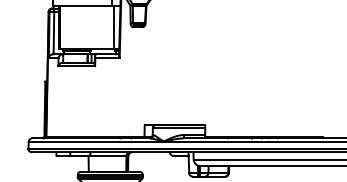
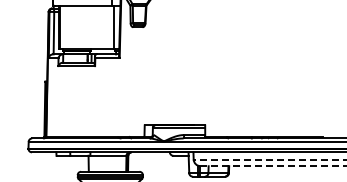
line: solid -> dashed (269, 159)
line: solid -> dashed (273, 166)
